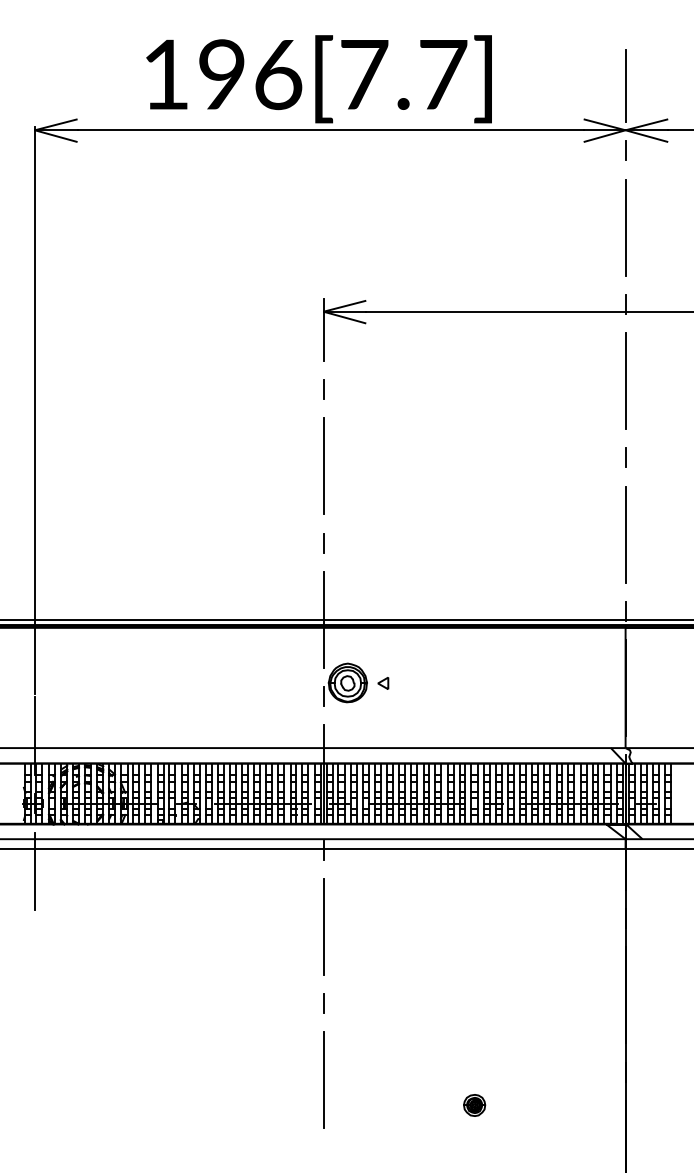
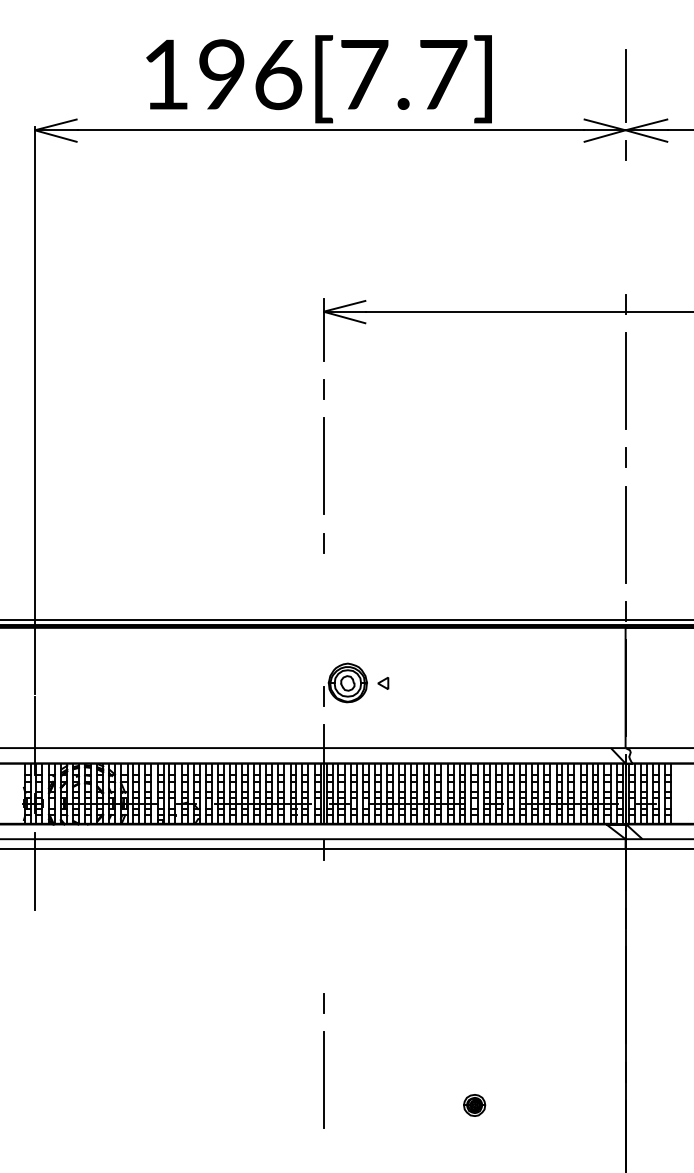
line: present -> none (625, 227)
line: present -> none (323, 619)
line: present -> none (323, 926)
